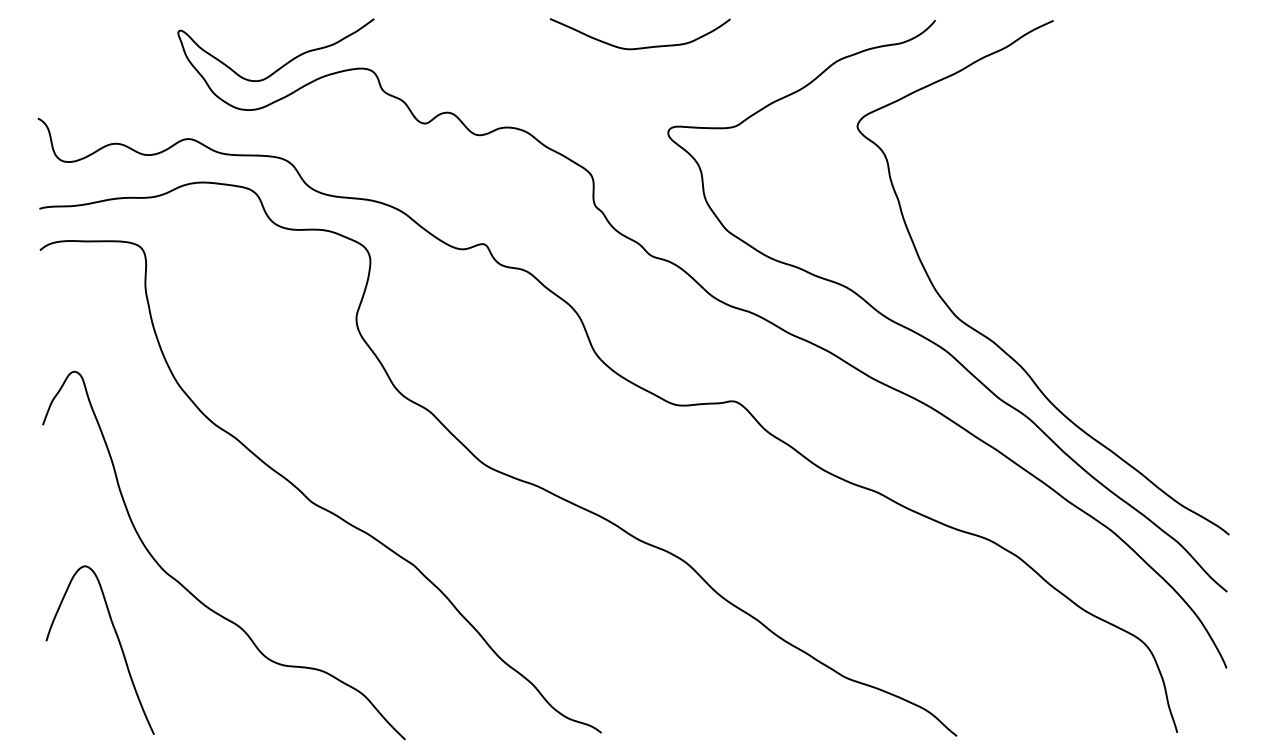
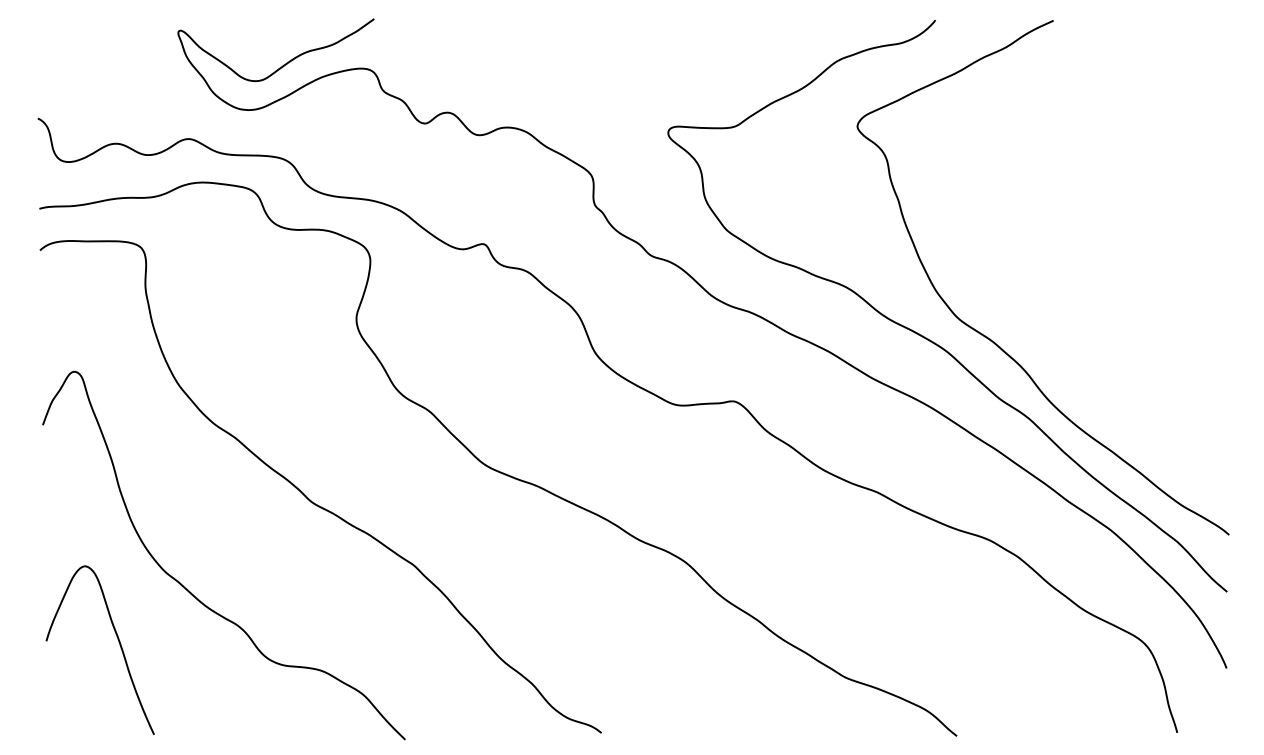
curve: present -> none (639, 47)
